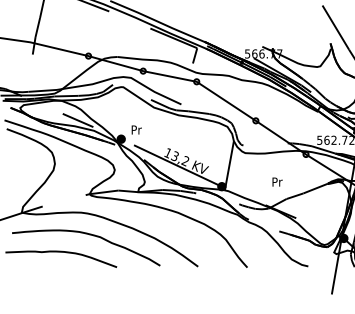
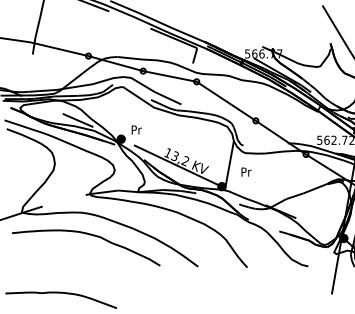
text position: (277, 181) -> (246, 171) (246, 171)
curve position: (61, 252) -> (61, 293) (61, 293)
